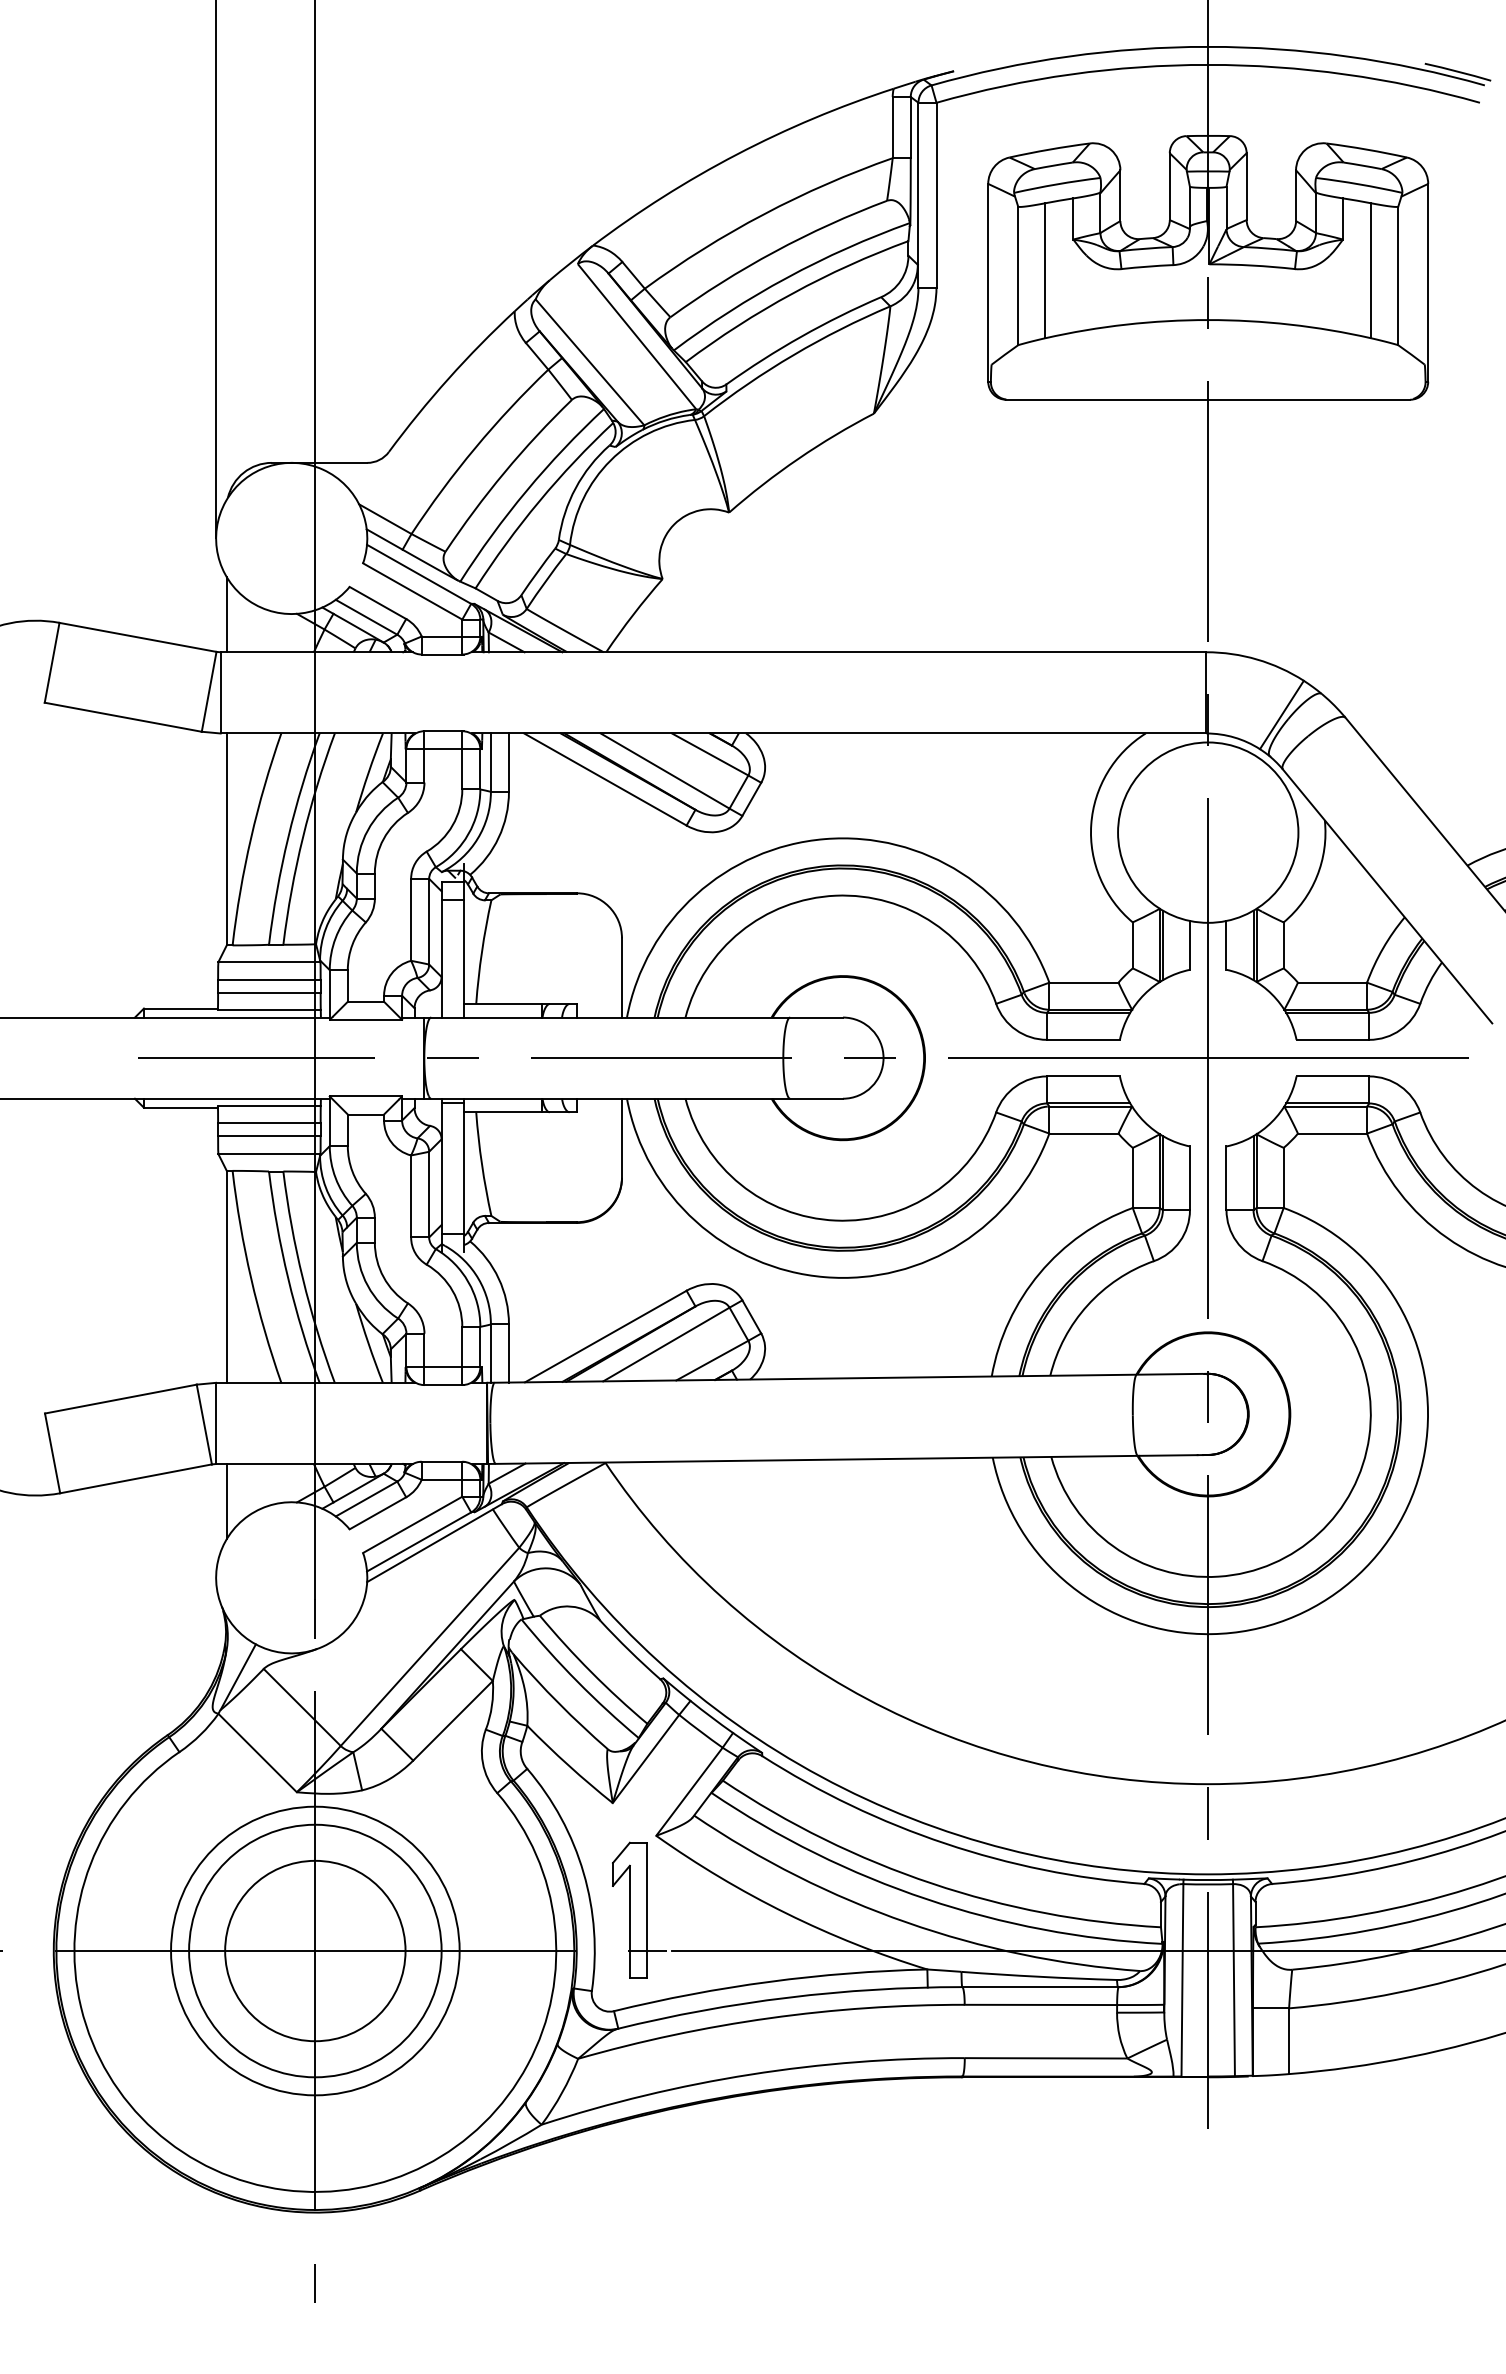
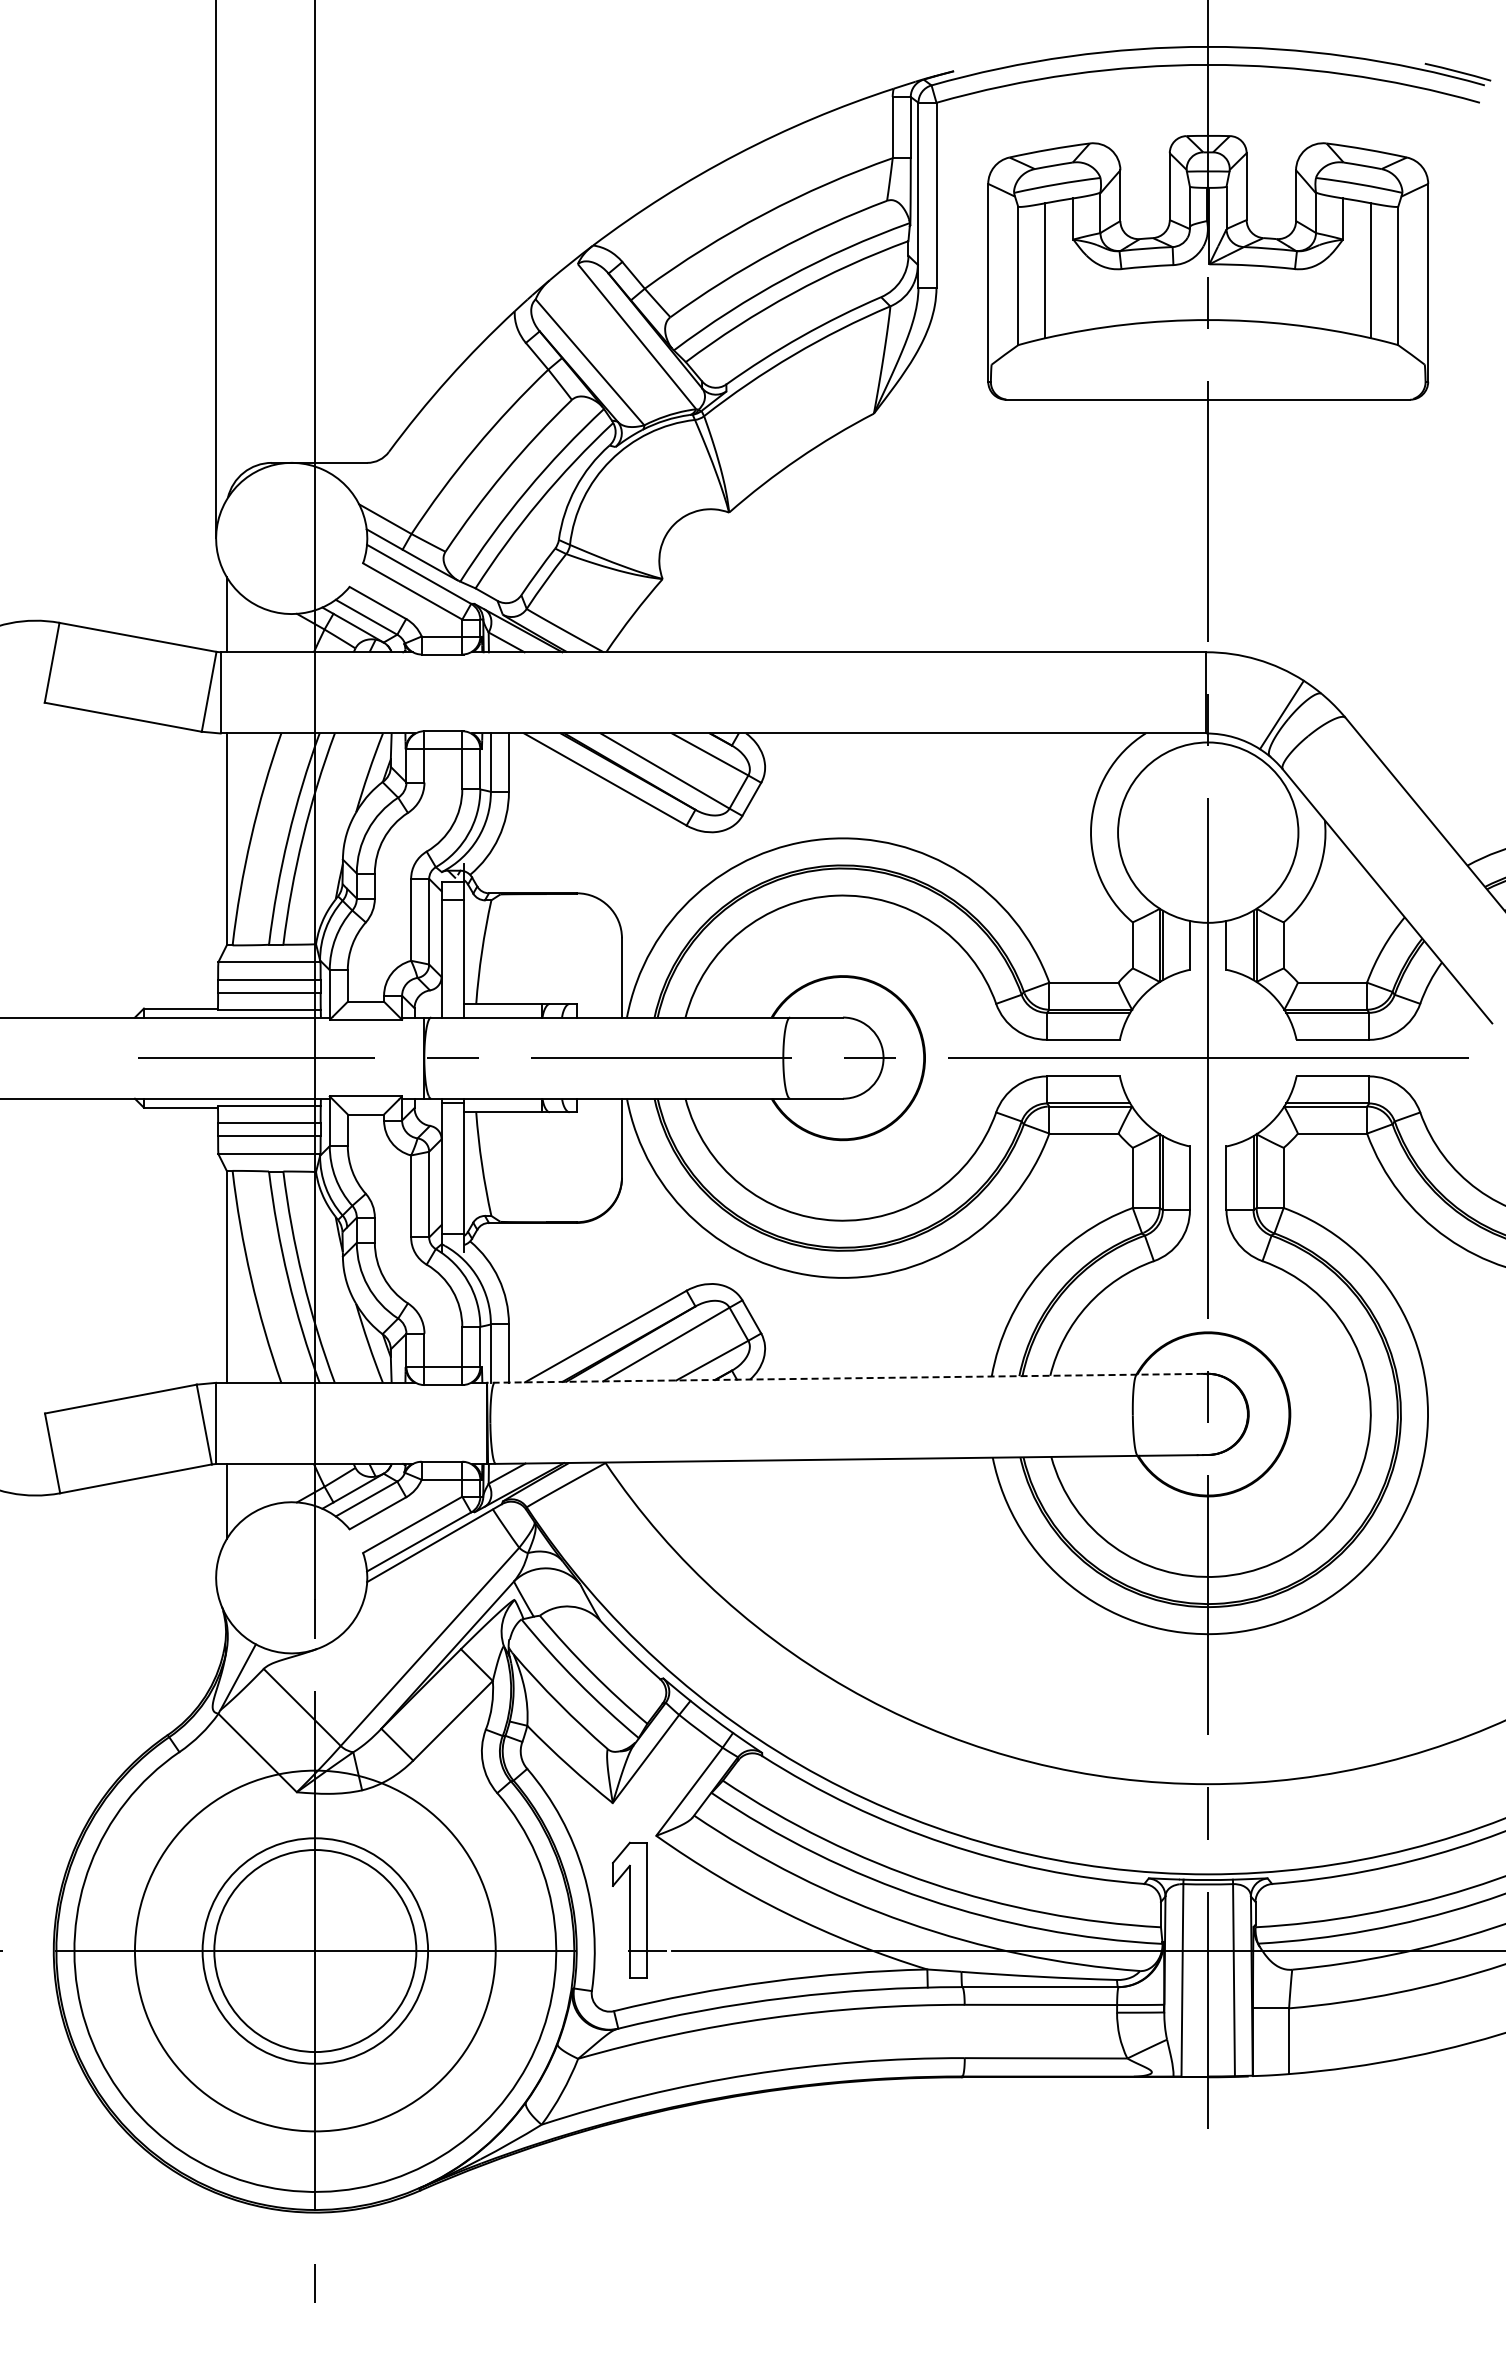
line: solid -> dashed (845, 1378)
circle diameter: 180 px -> 225 px (315, 1950)
circle diameter: 253 px -> 202 px (315, 1951)
circle diameter: 289 px -> 361 px (314, 1950)
